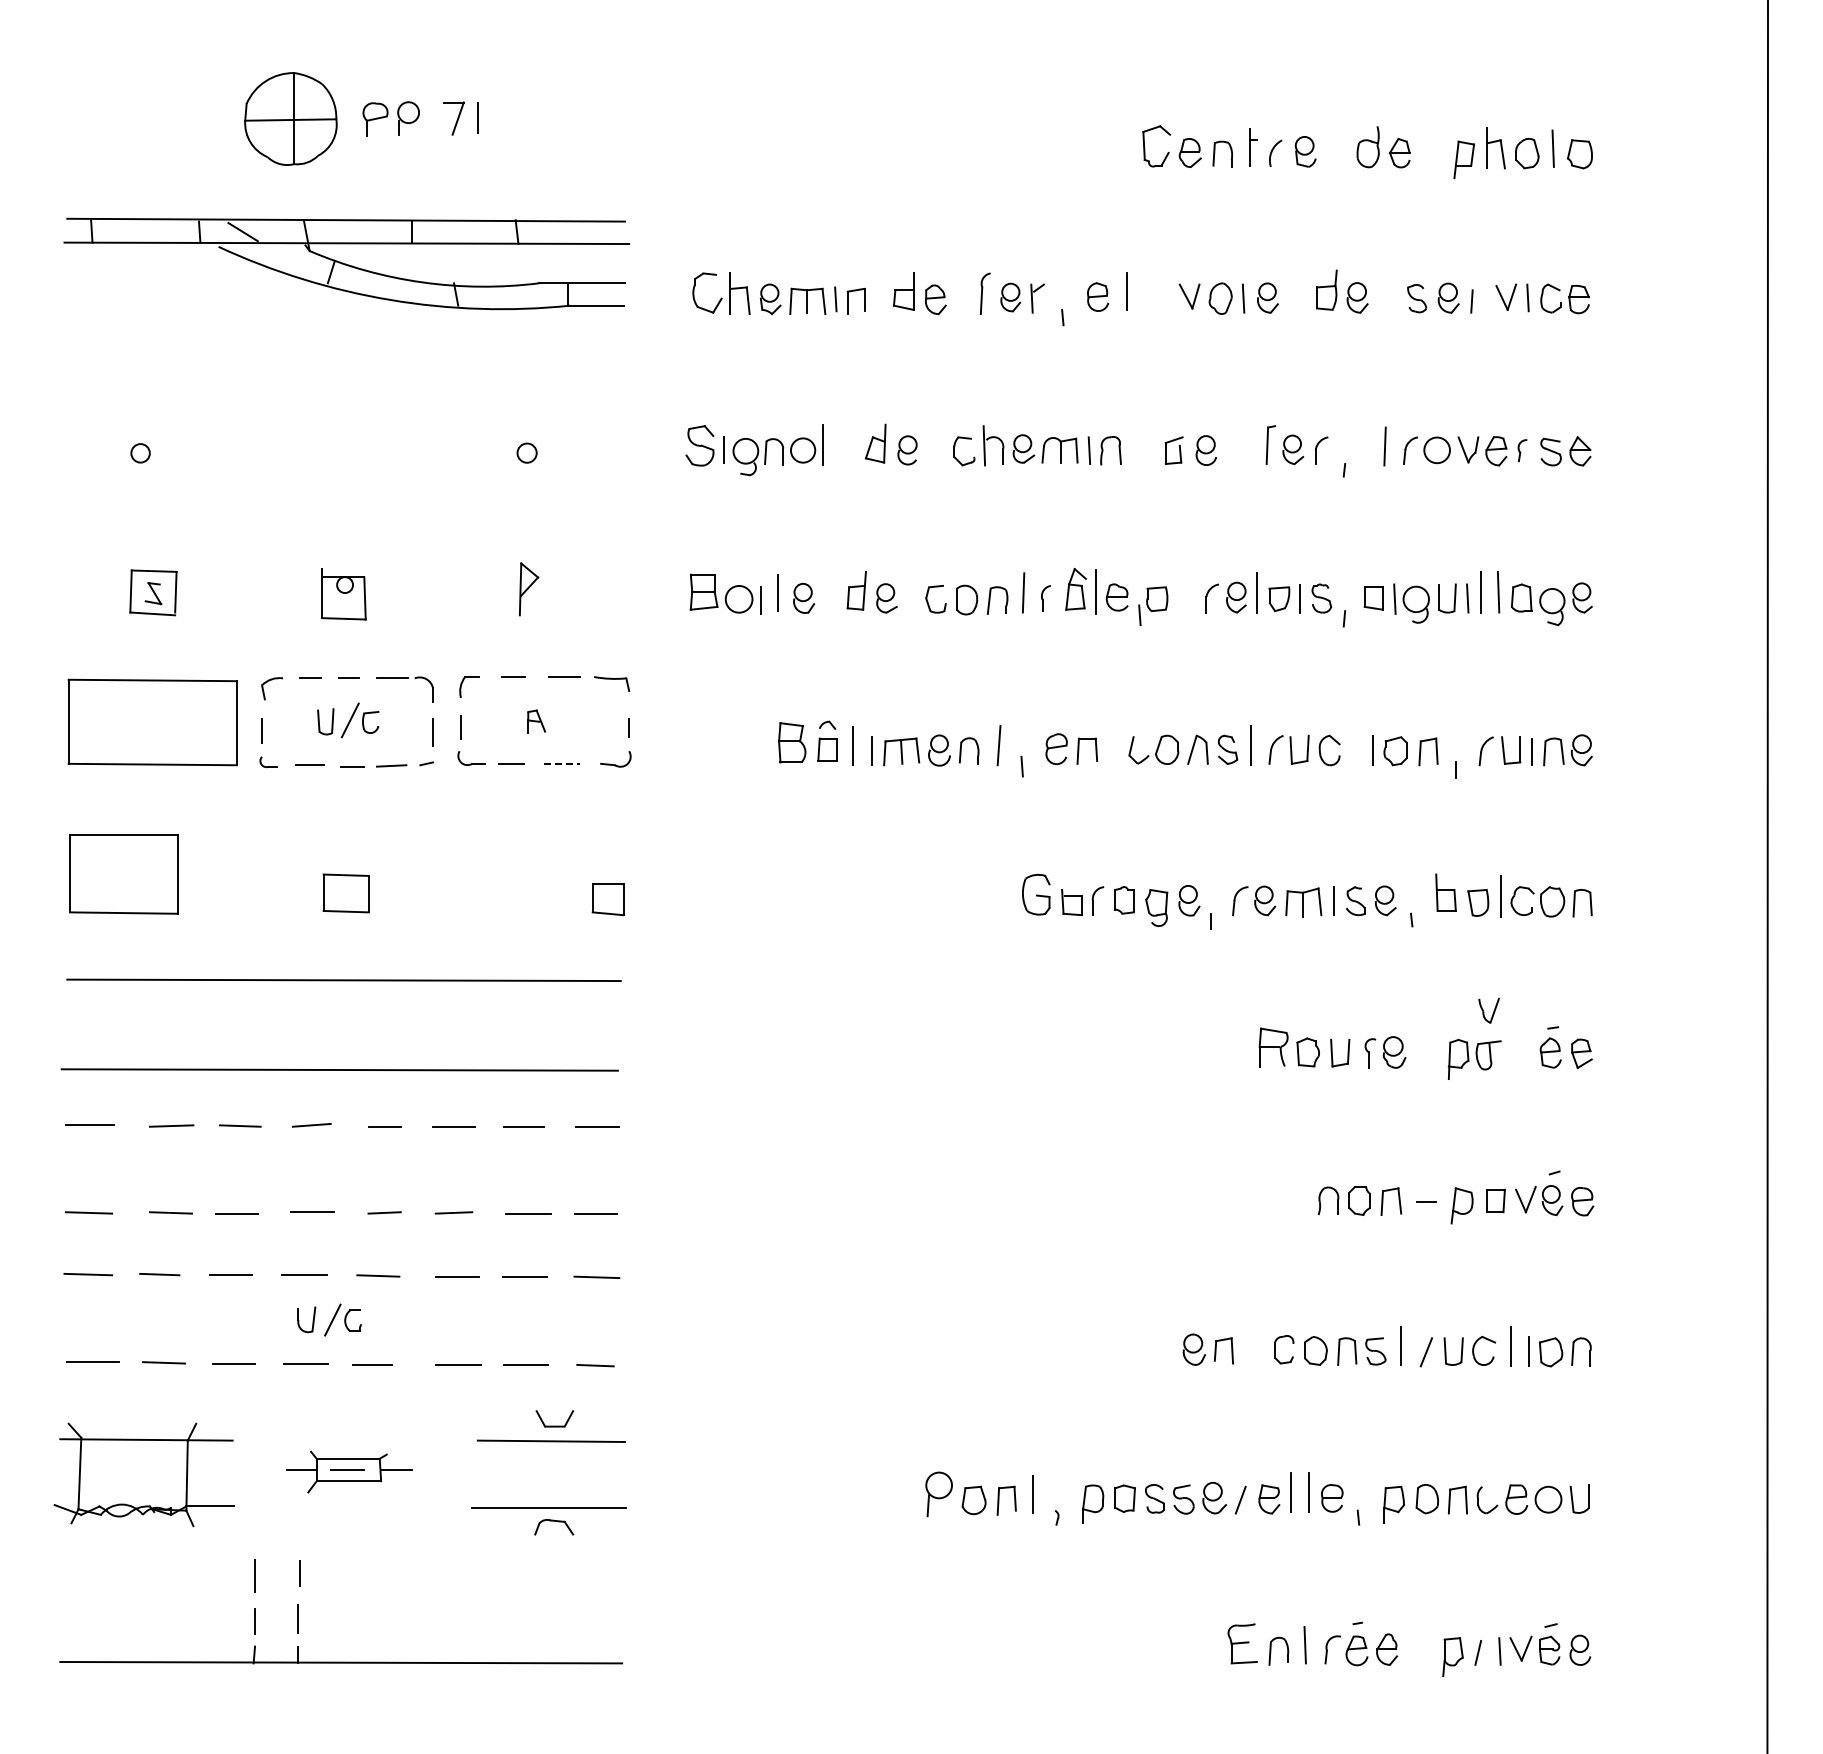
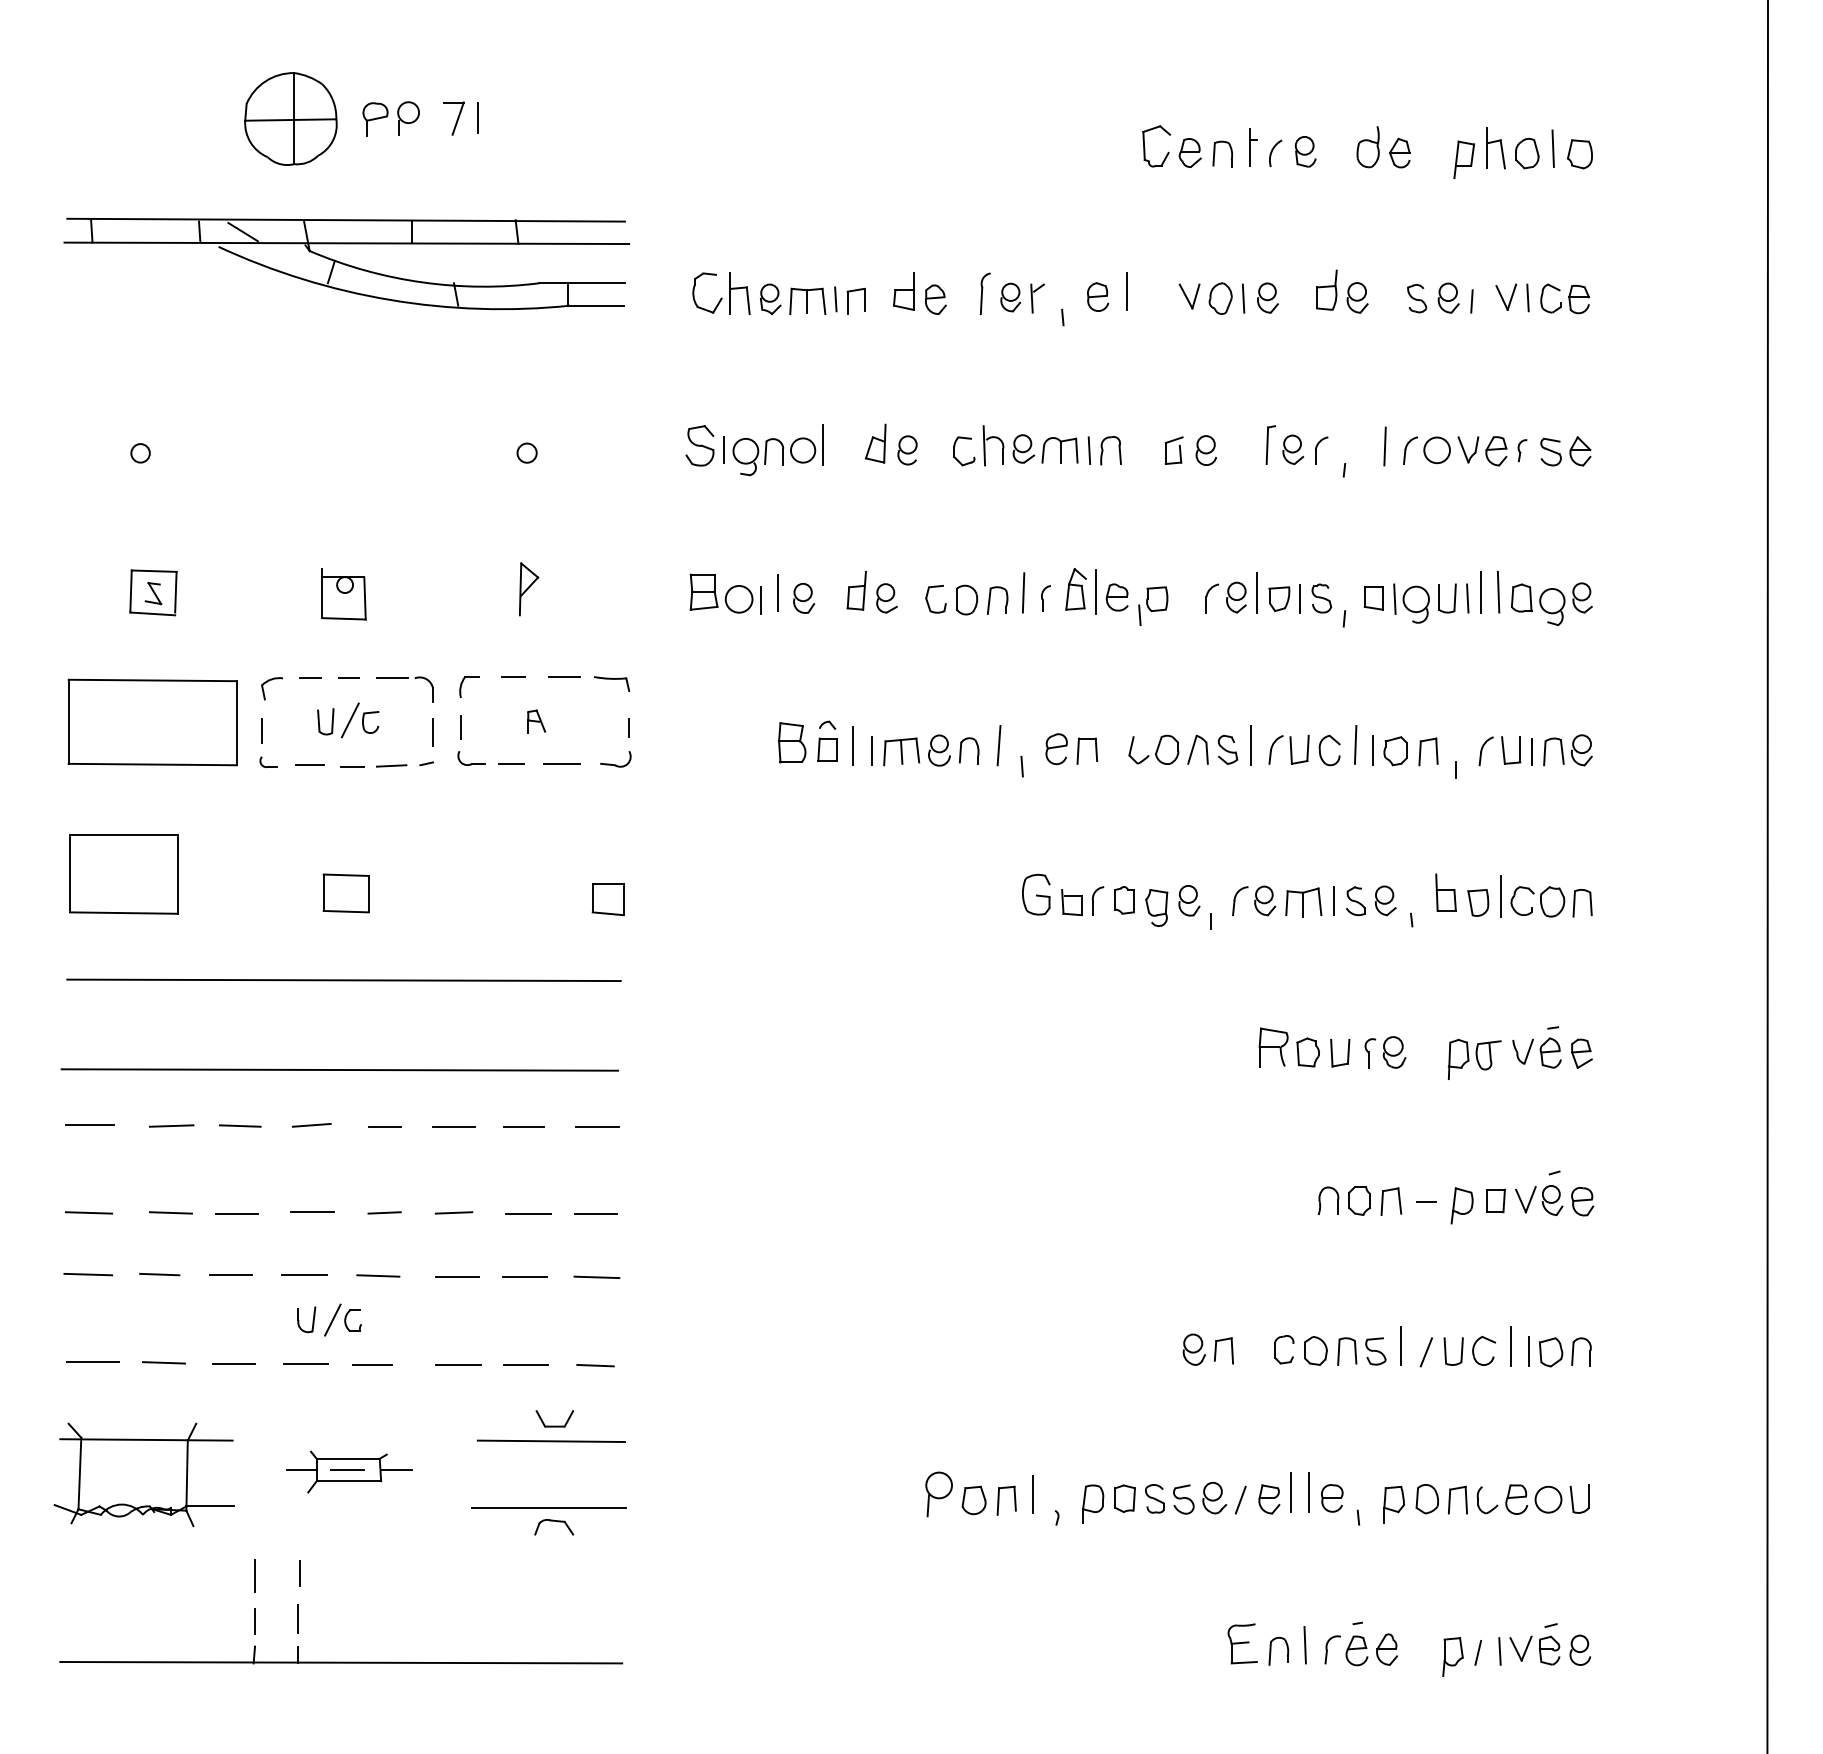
line: none -> present (1355, 744)
line: dashed -> solid (562, 763)
part position: (1488, 1010) -> (1522, 1051) (1522, 1051)
